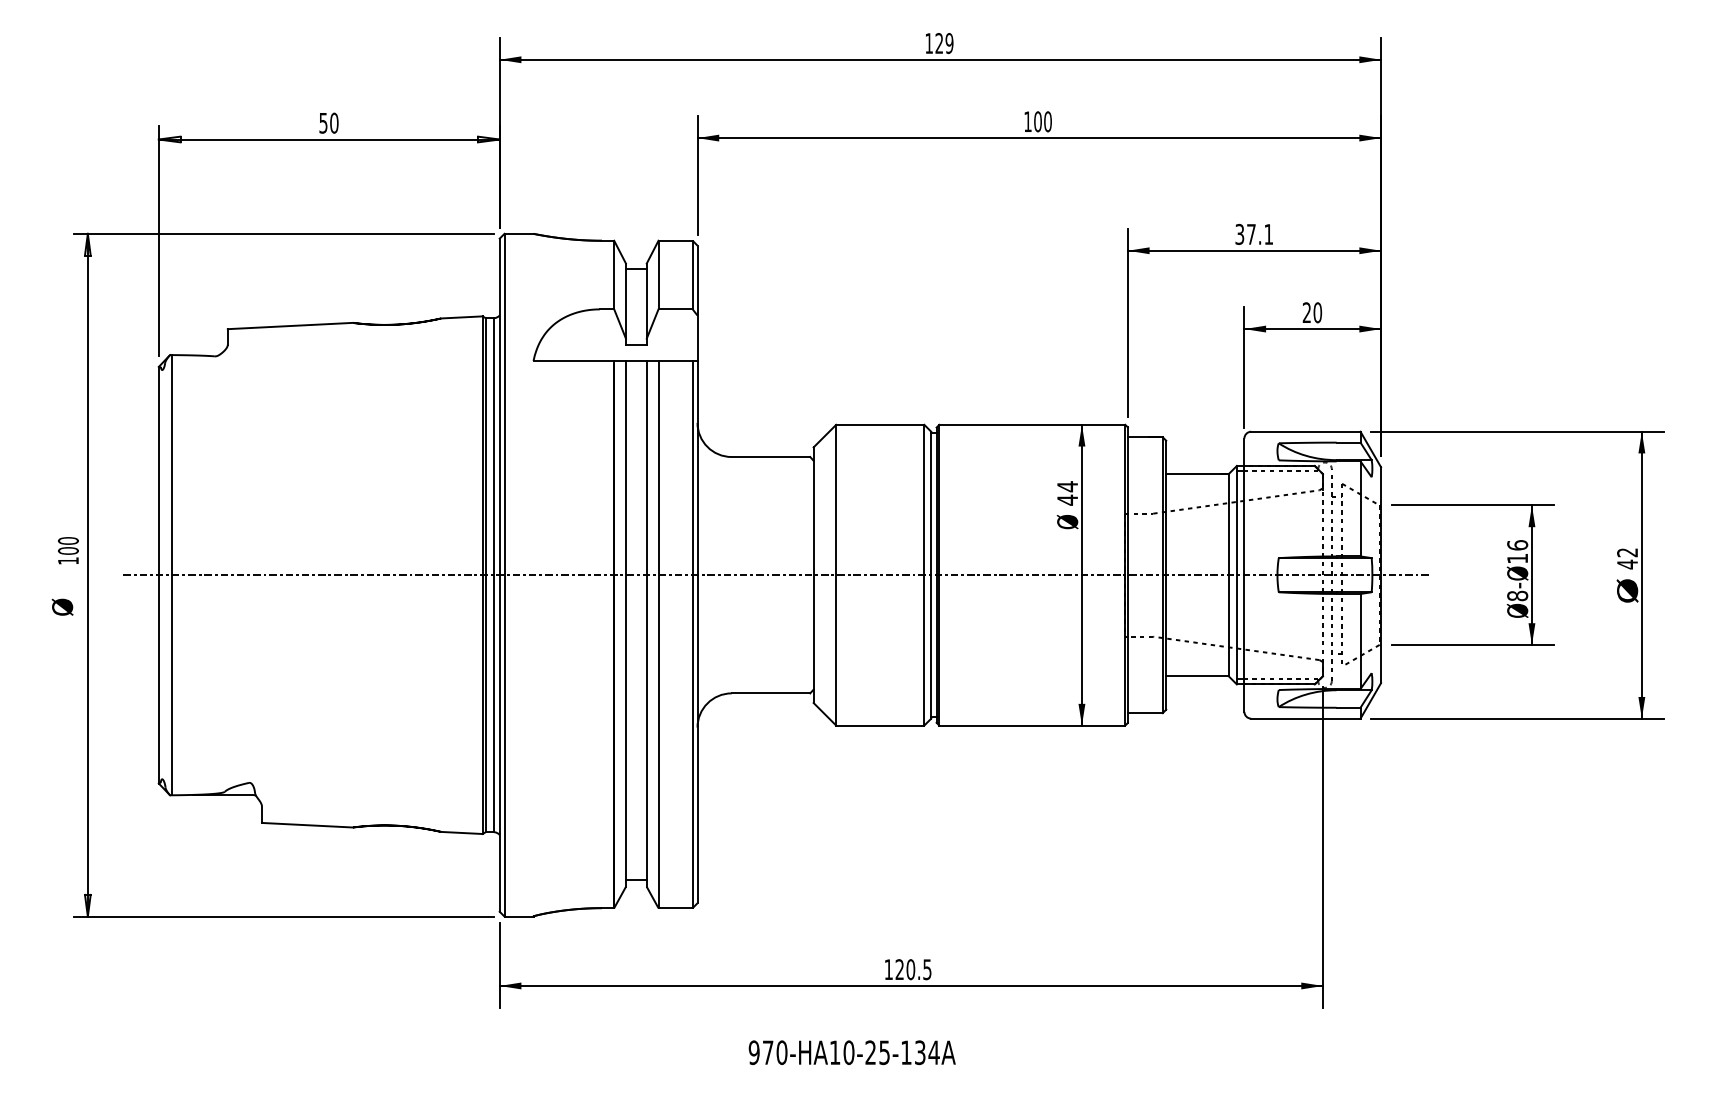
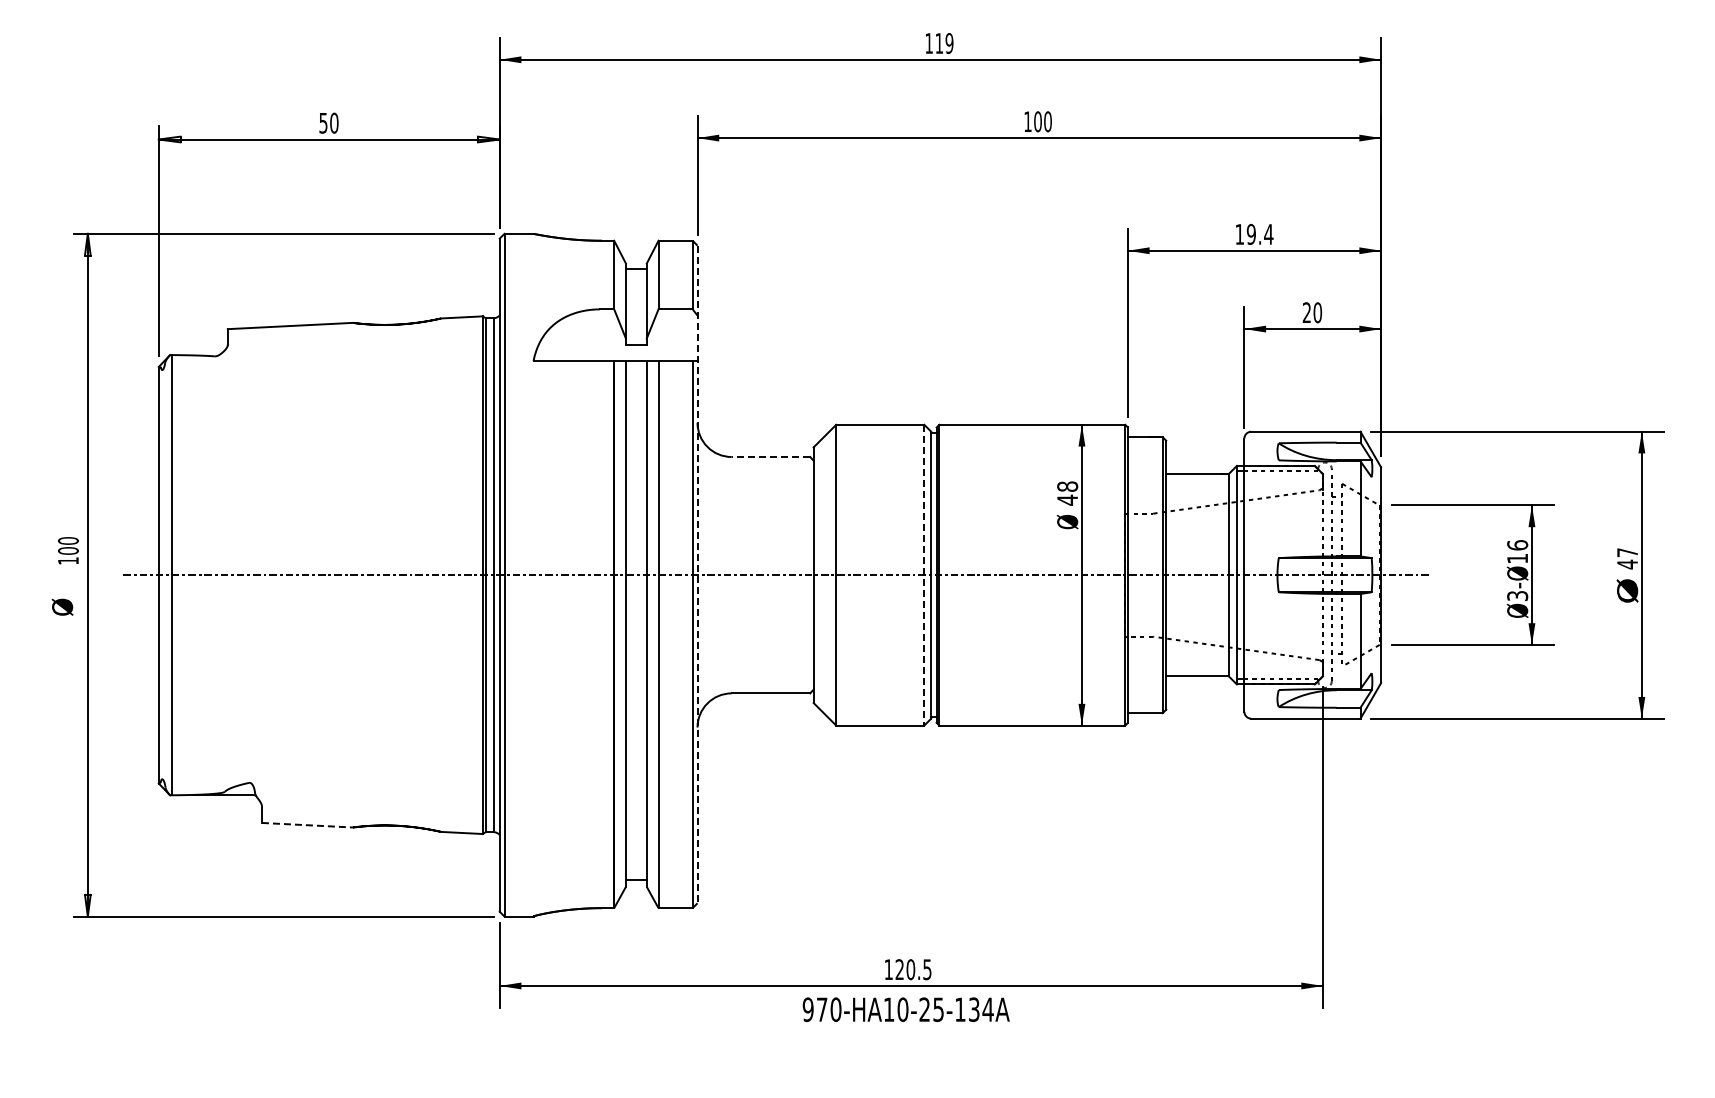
text: 129 -> 119 (938, 43)
text: 37.1 -> 19.4 (1254, 233)
line: solid -> dashed (770, 457)
text: 44 -> 48 (1067, 486)
text: 42 -> 47 (1627, 552)
line: solid -> dashed (697, 574)
line: solid -> dashed (924, 575)
text: Ø8-Ø16 -> Ø3-Ø16 (1517, 595)
line: solid -> dashed (307, 825)
text position: (851, 1052) -> (905, 1009) (905, 1009)
